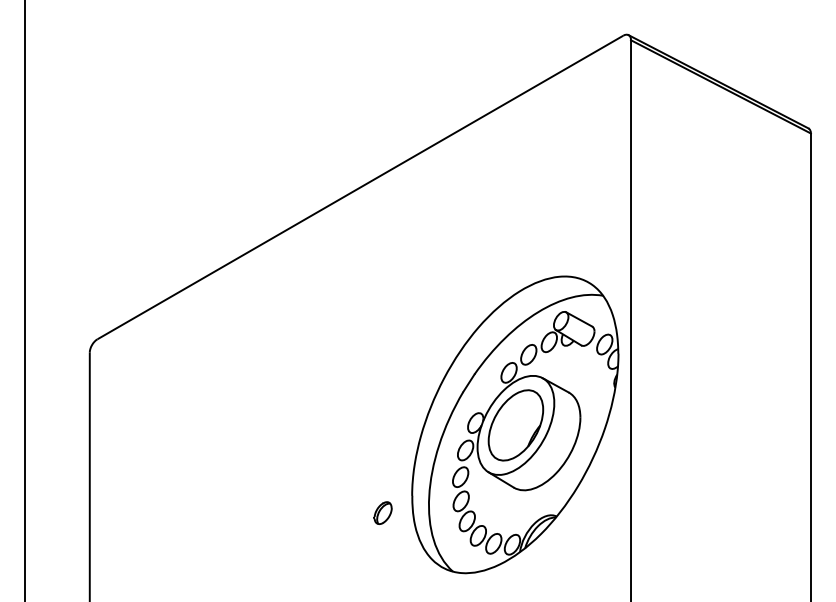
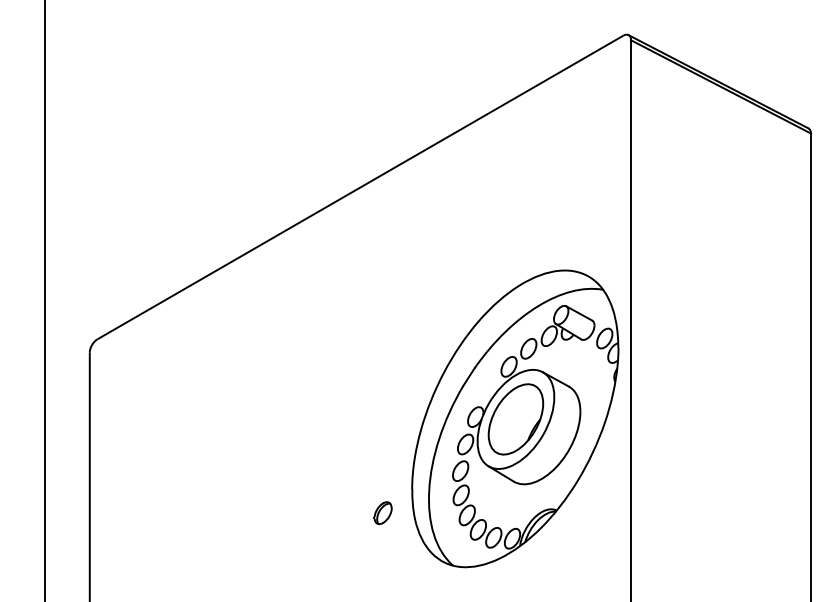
line position: (25, 300) -> (45, 300) (45, 300)
part position: (515, 424) -> (515, 418) (515, 418)
